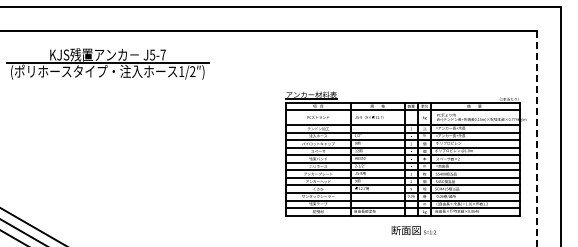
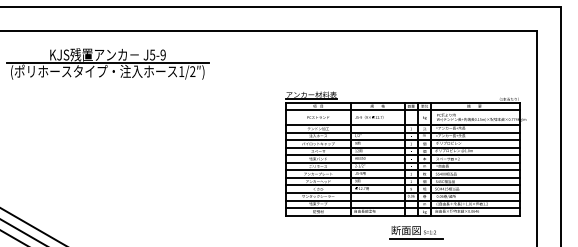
text: J5-7 -> J5-9 (162, 54)
line: dashed -> solid (536, 138)
line: none -> present (415, 238)
